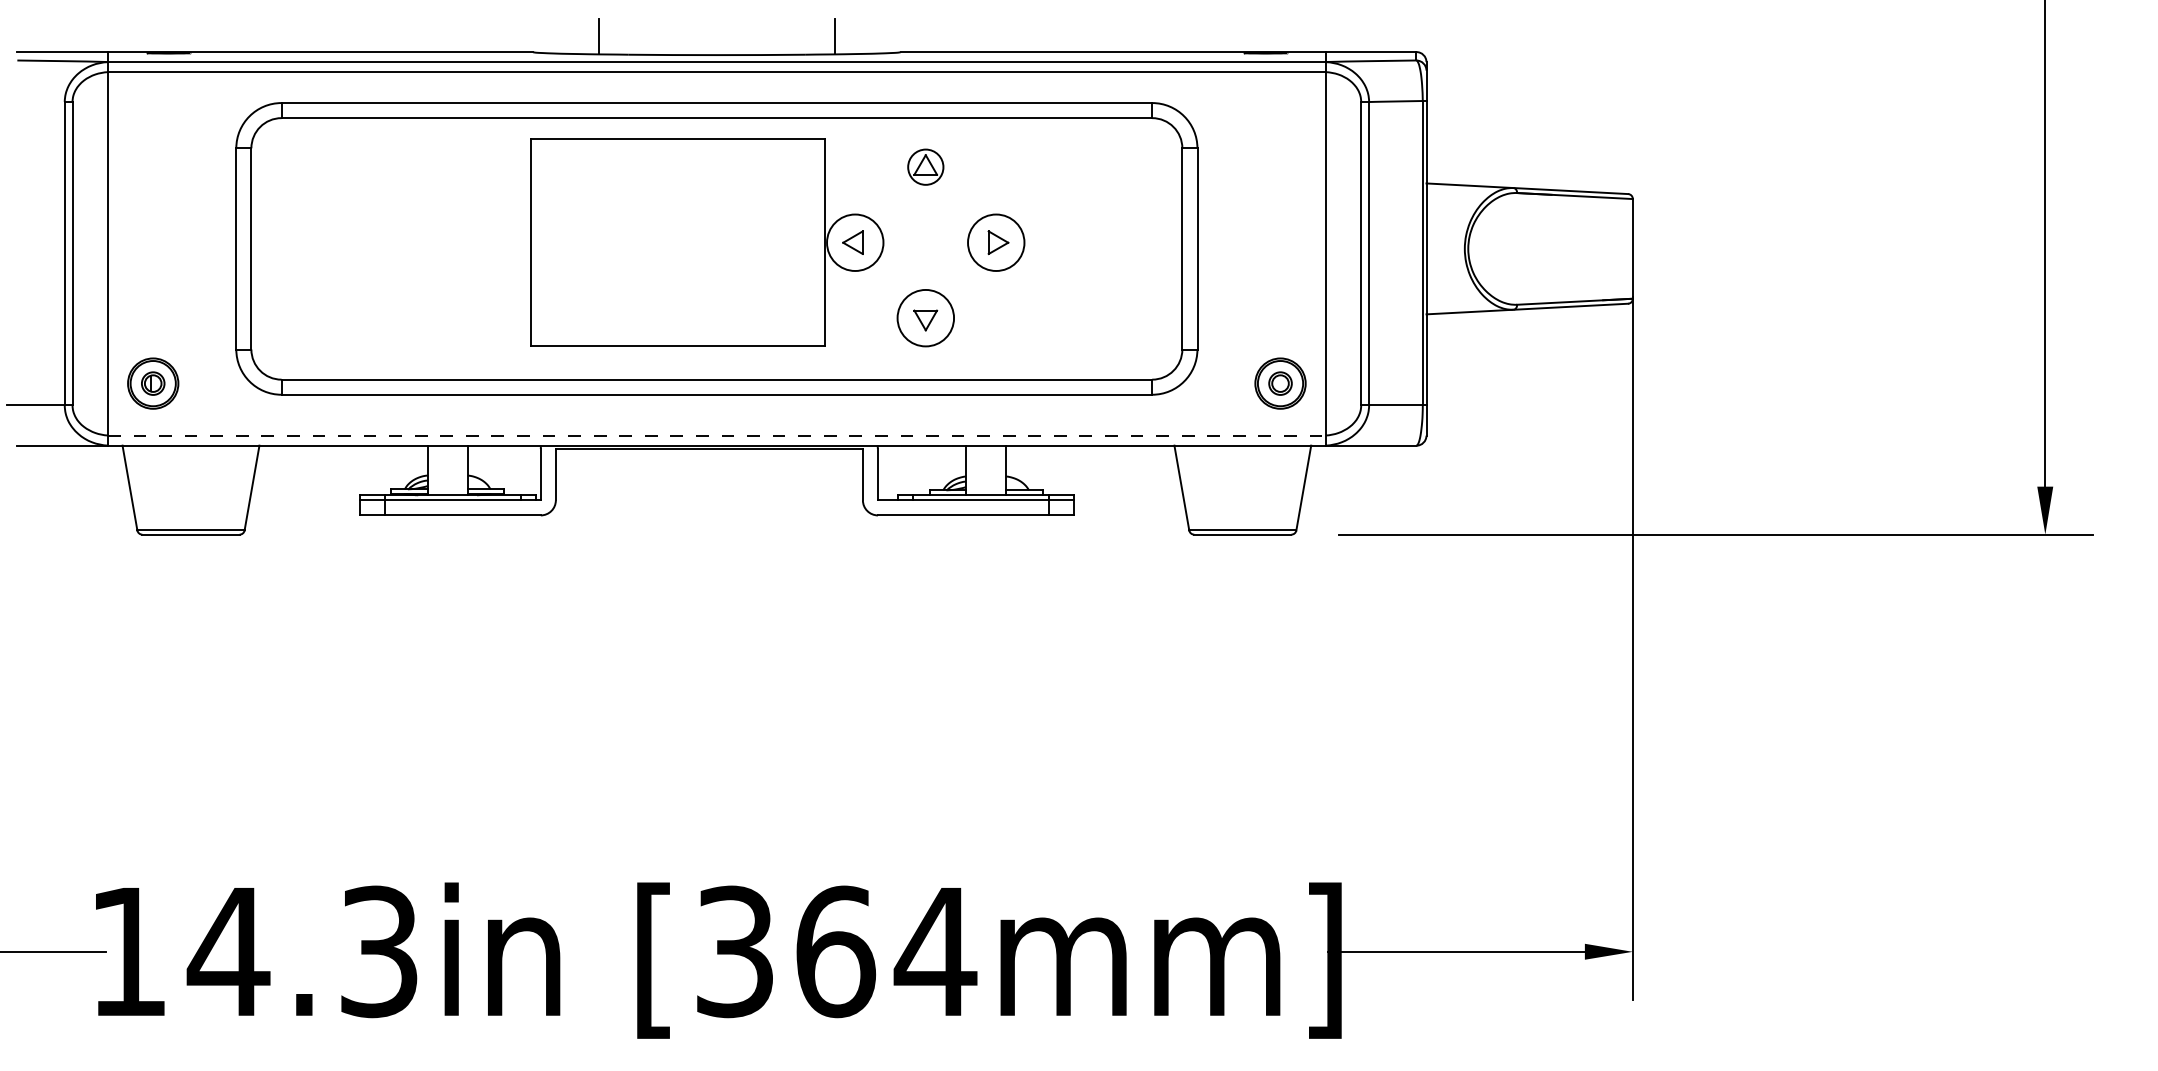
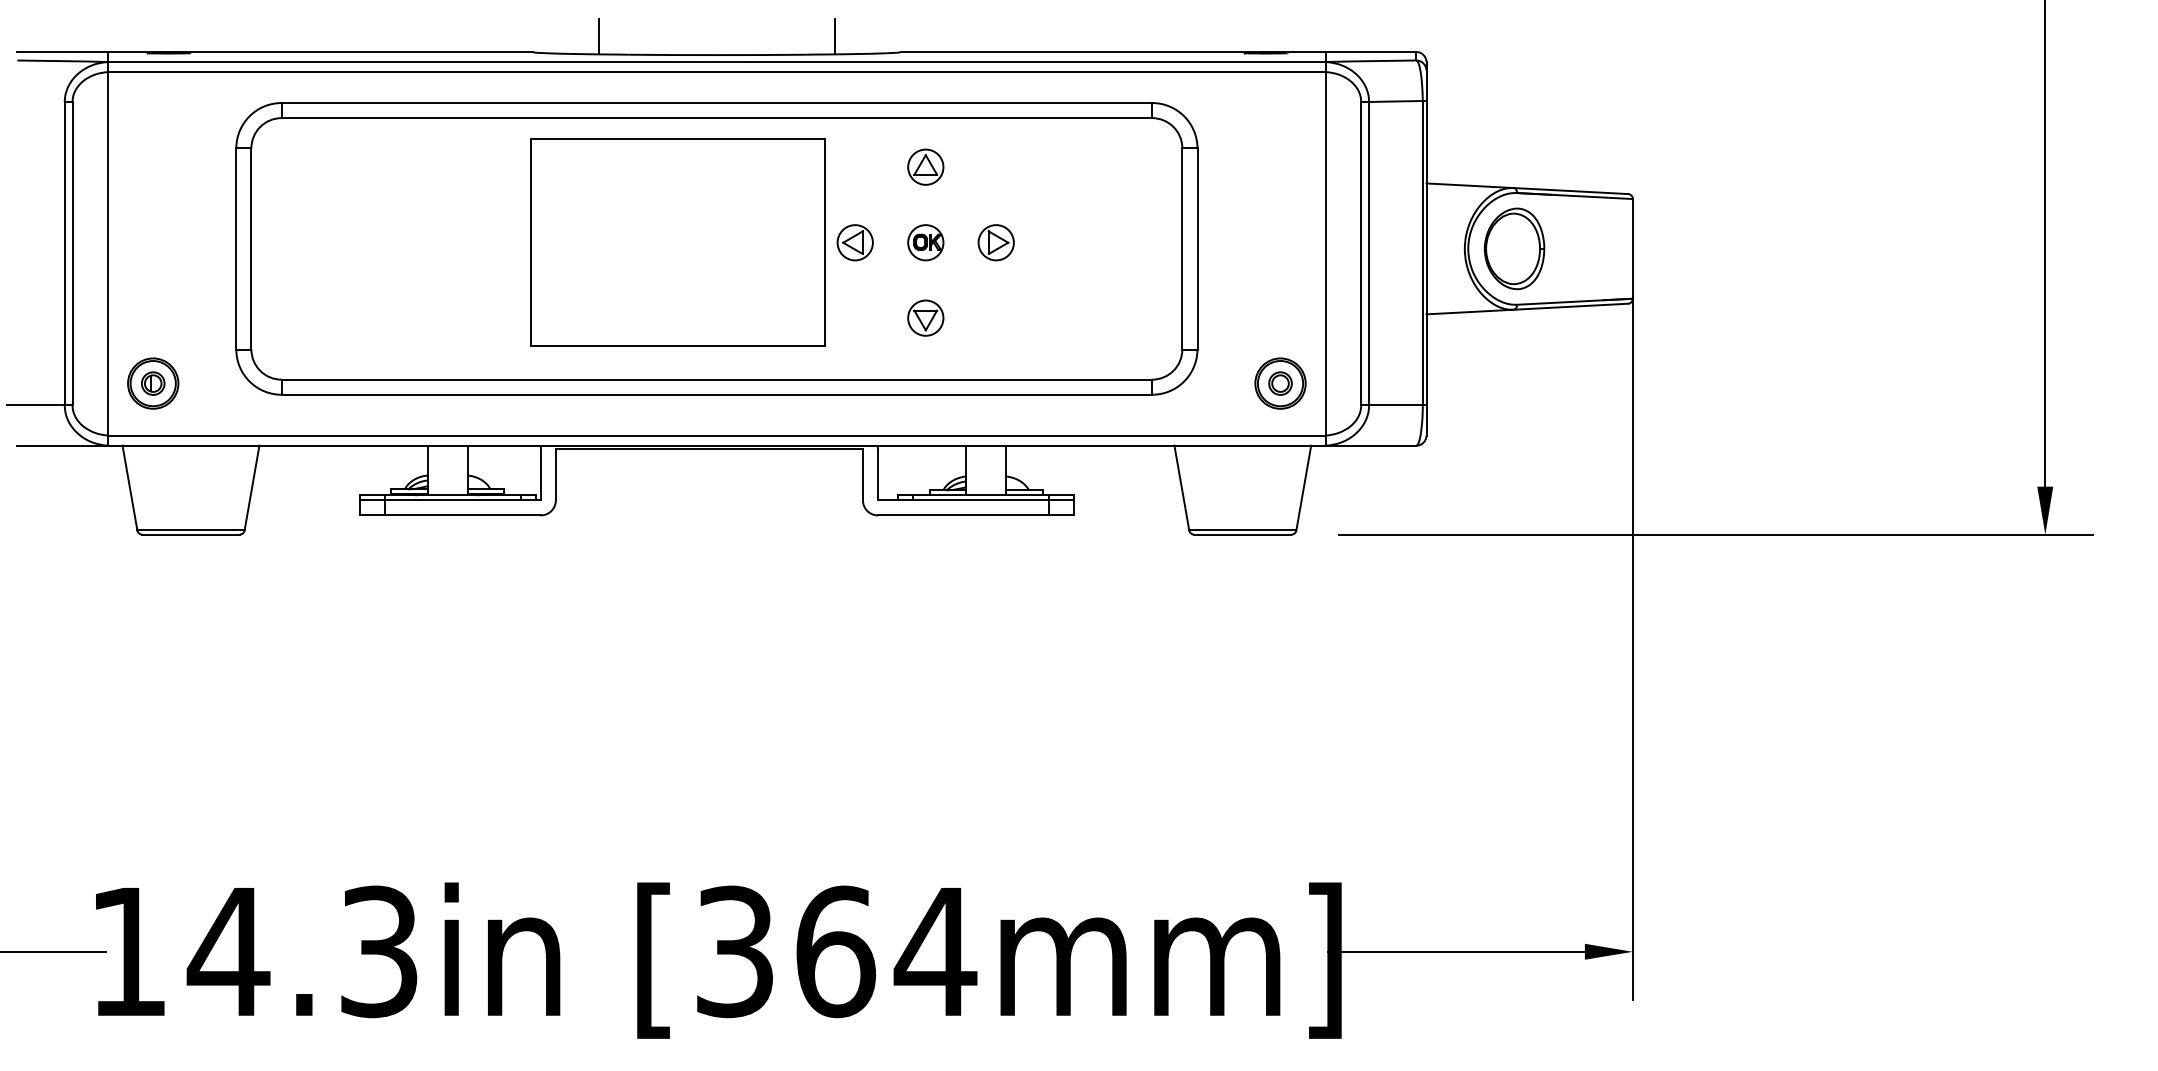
circle diameter: 56 px -> 35 px (854, 242)
part: none -> present (925, 242)
circle diameter: 56 px -> 35 px (995, 242)
part: none -> present (1514, 248)
circle diameter: 56 px -> 35 px (925, 317)
line: dashed -> solid (716, 435)
